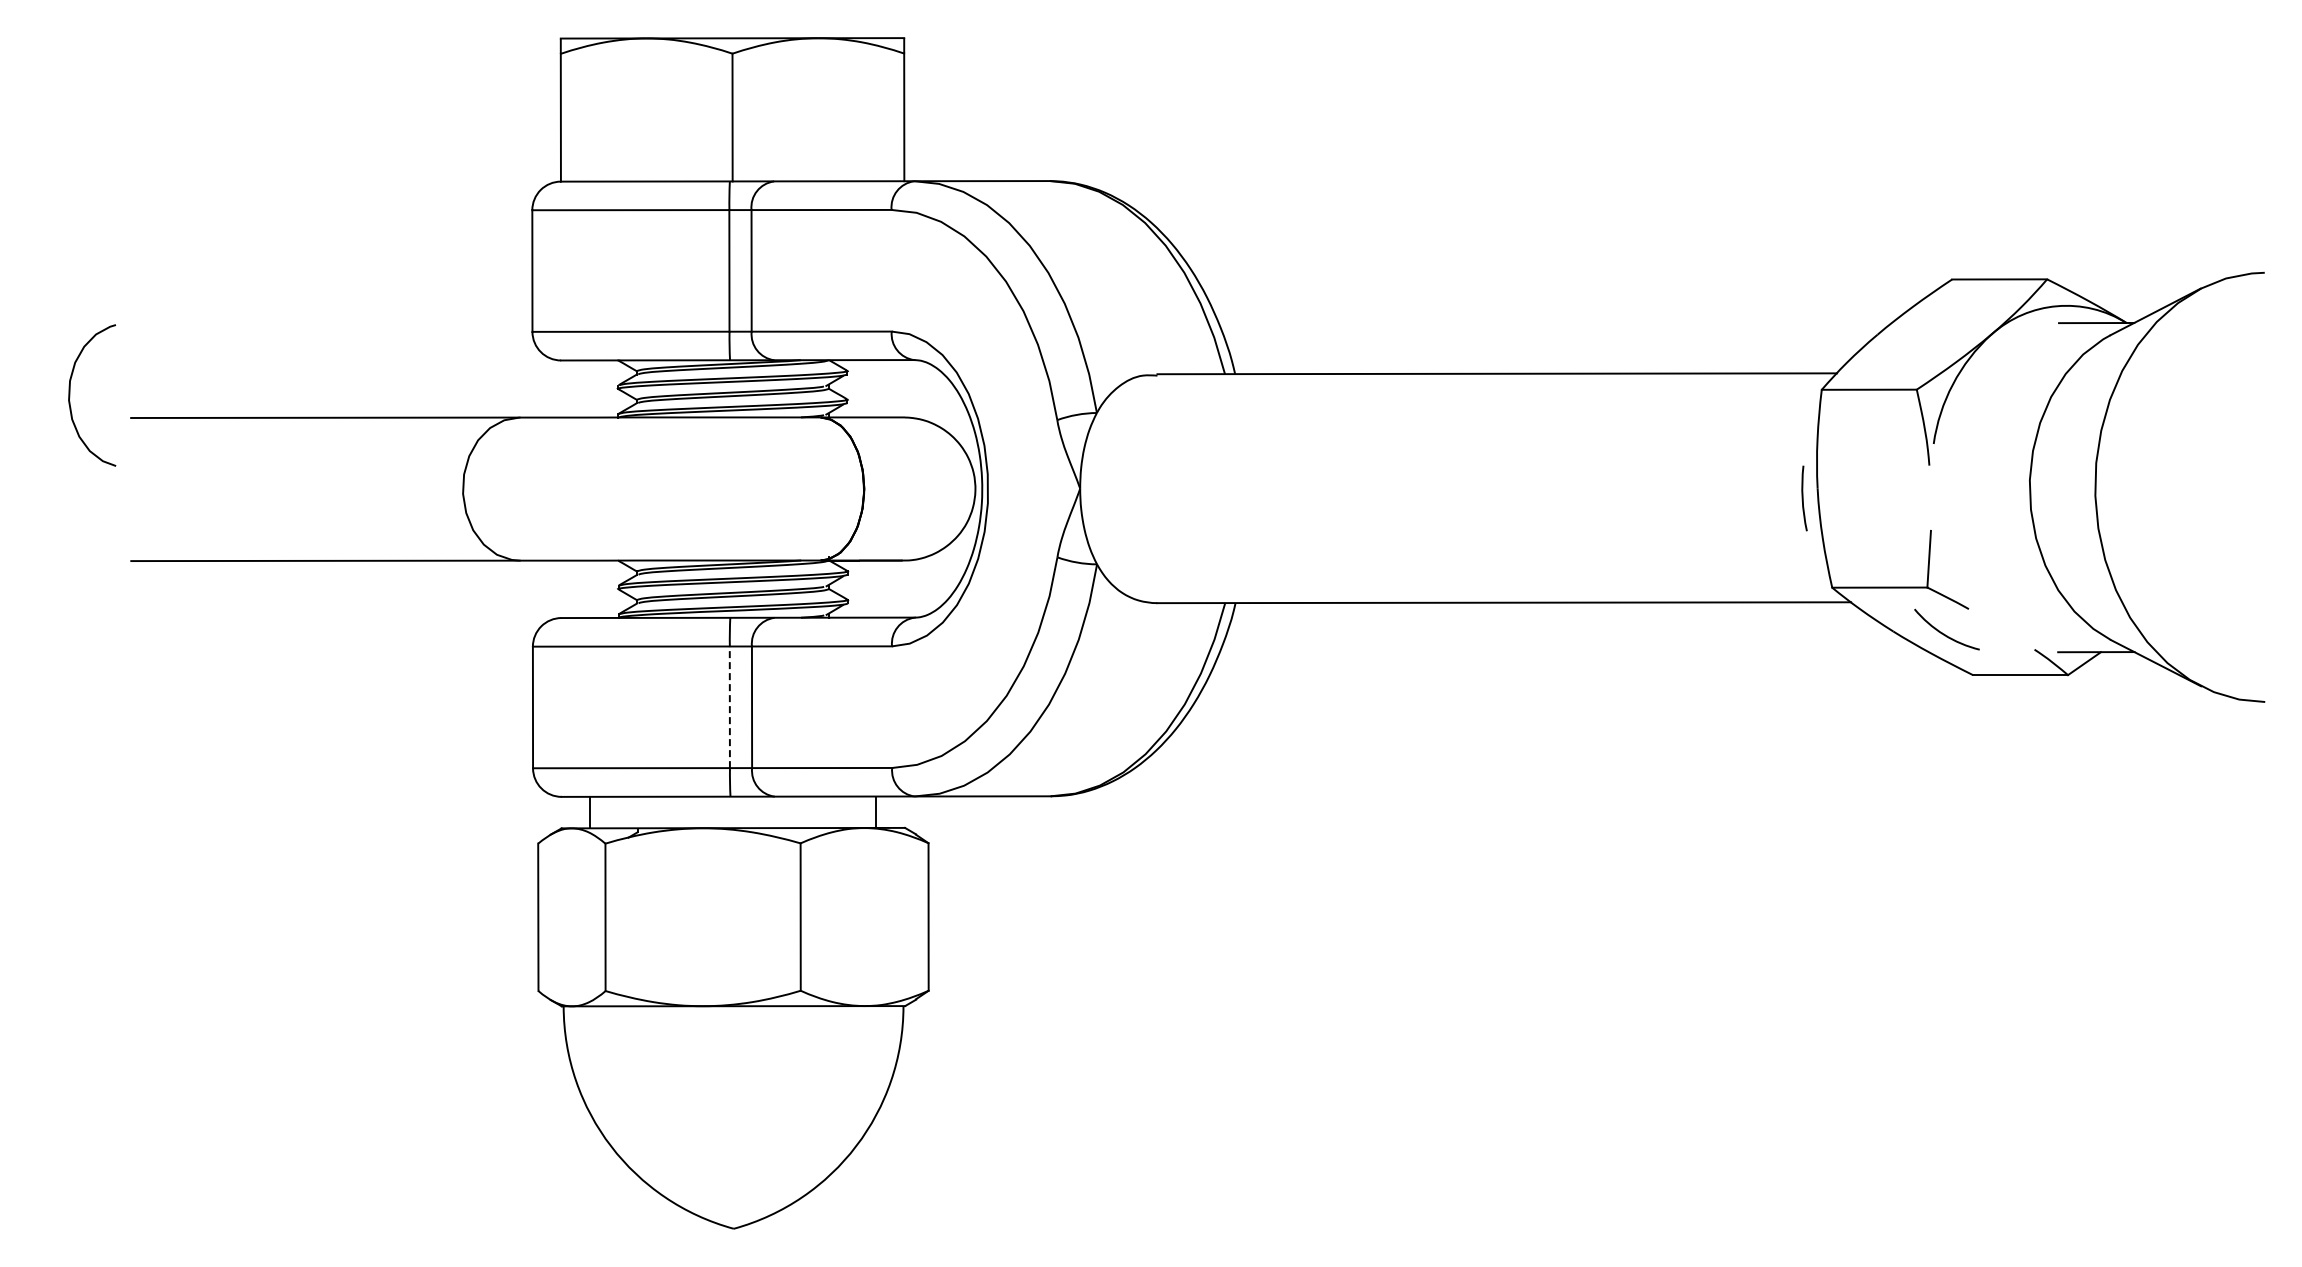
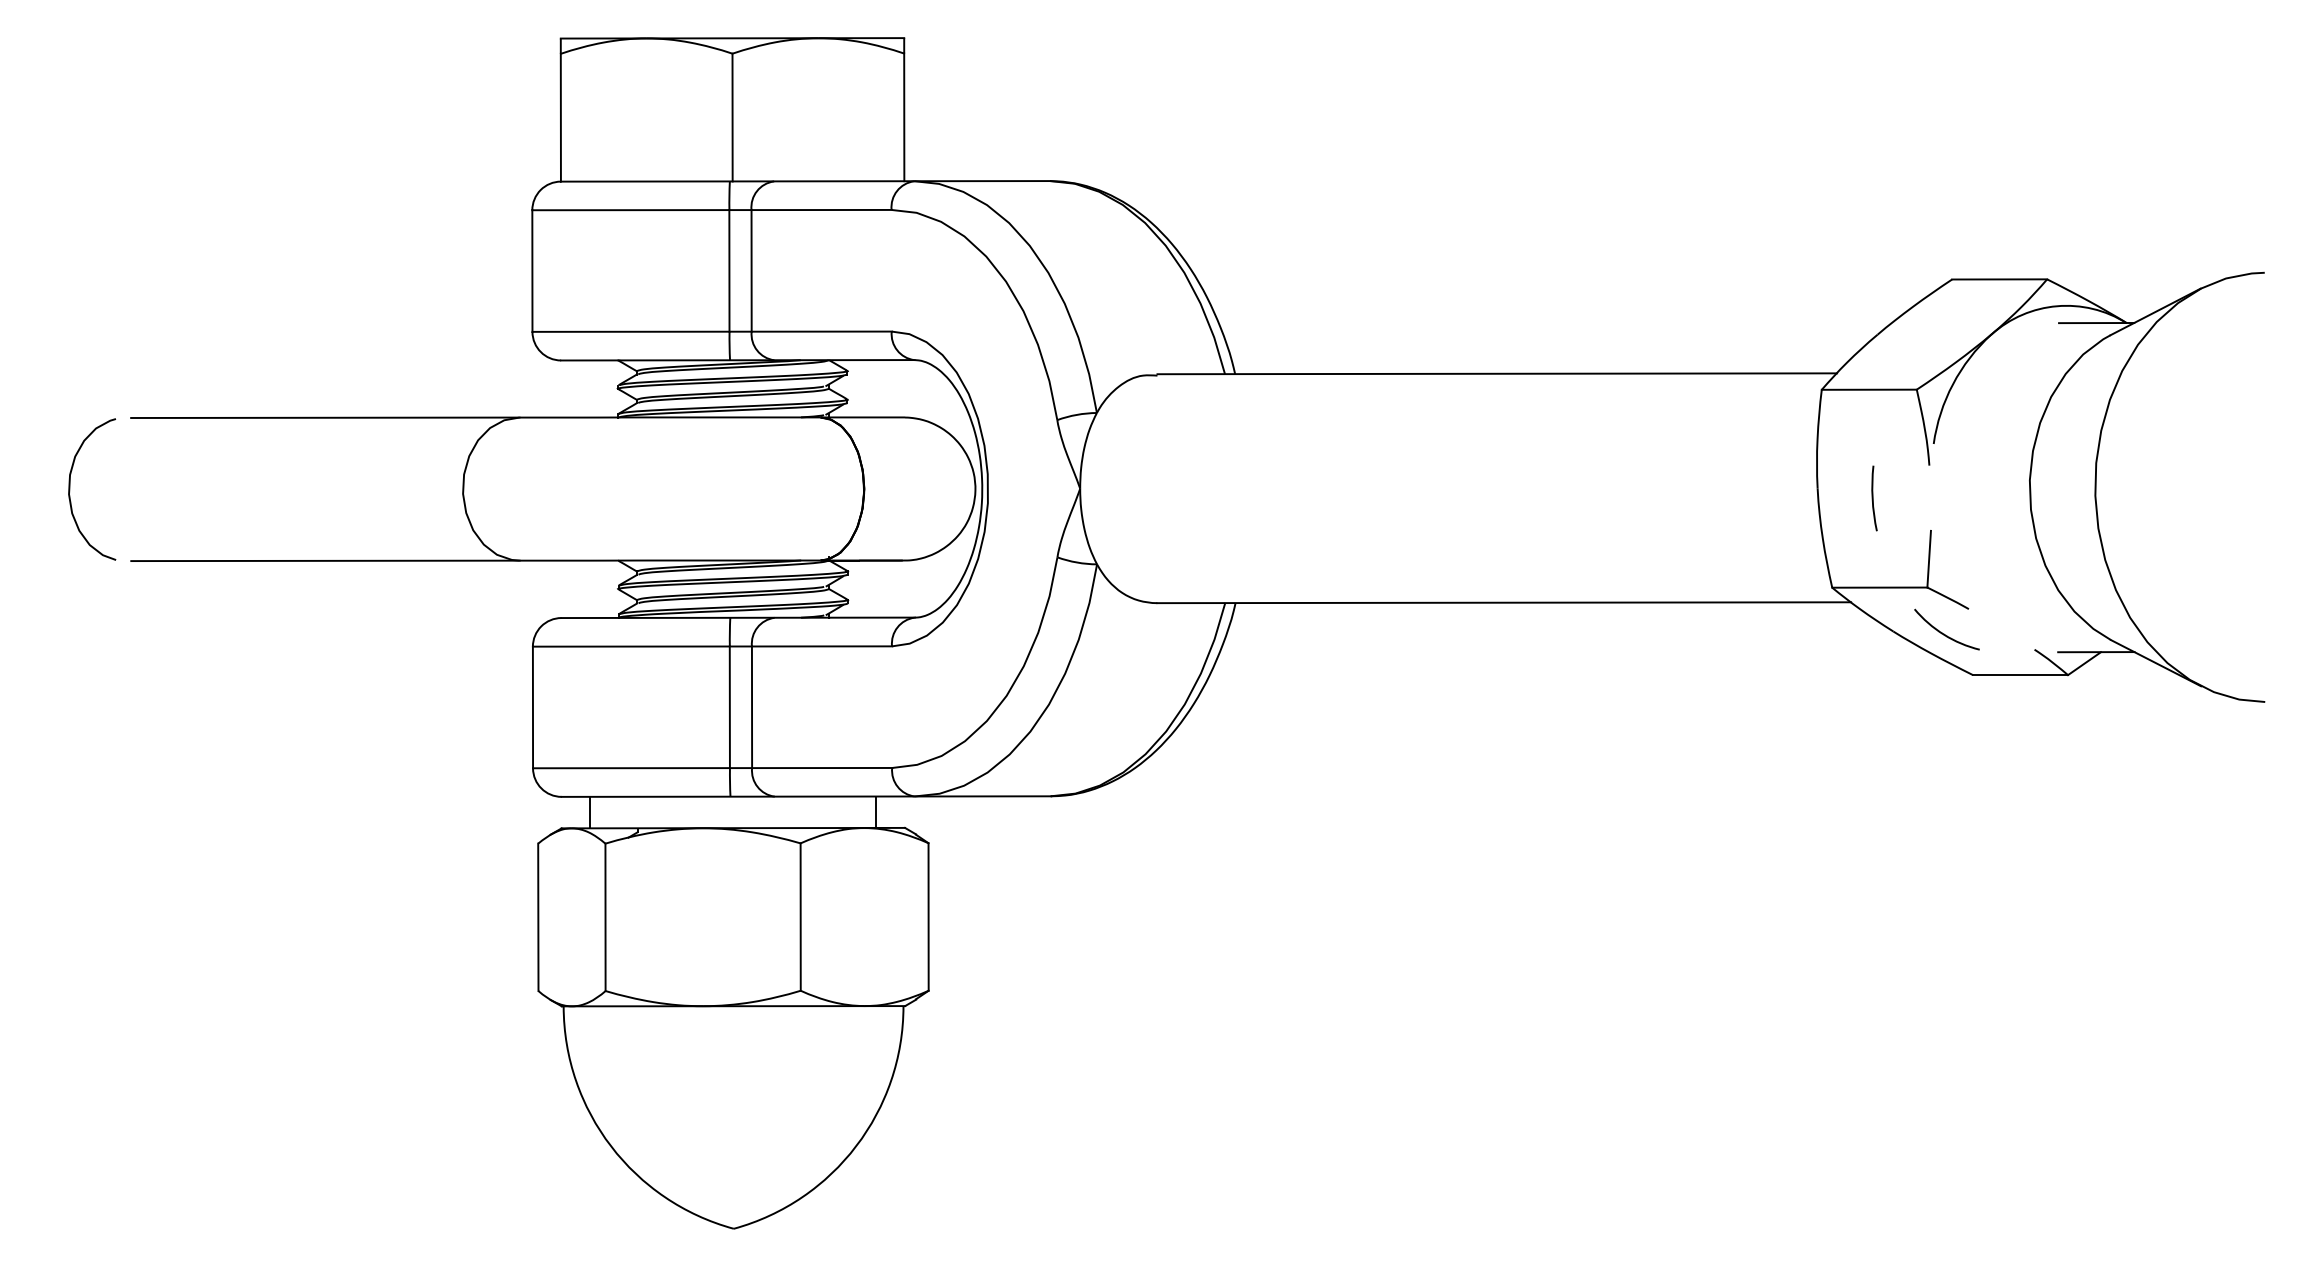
curve position: (70, 395) -> (70, 489) (70, 489)
arc position: (1803, 498) -> (1873, 498) (1873, 498)
line: dashed -> solid (729, 707)
